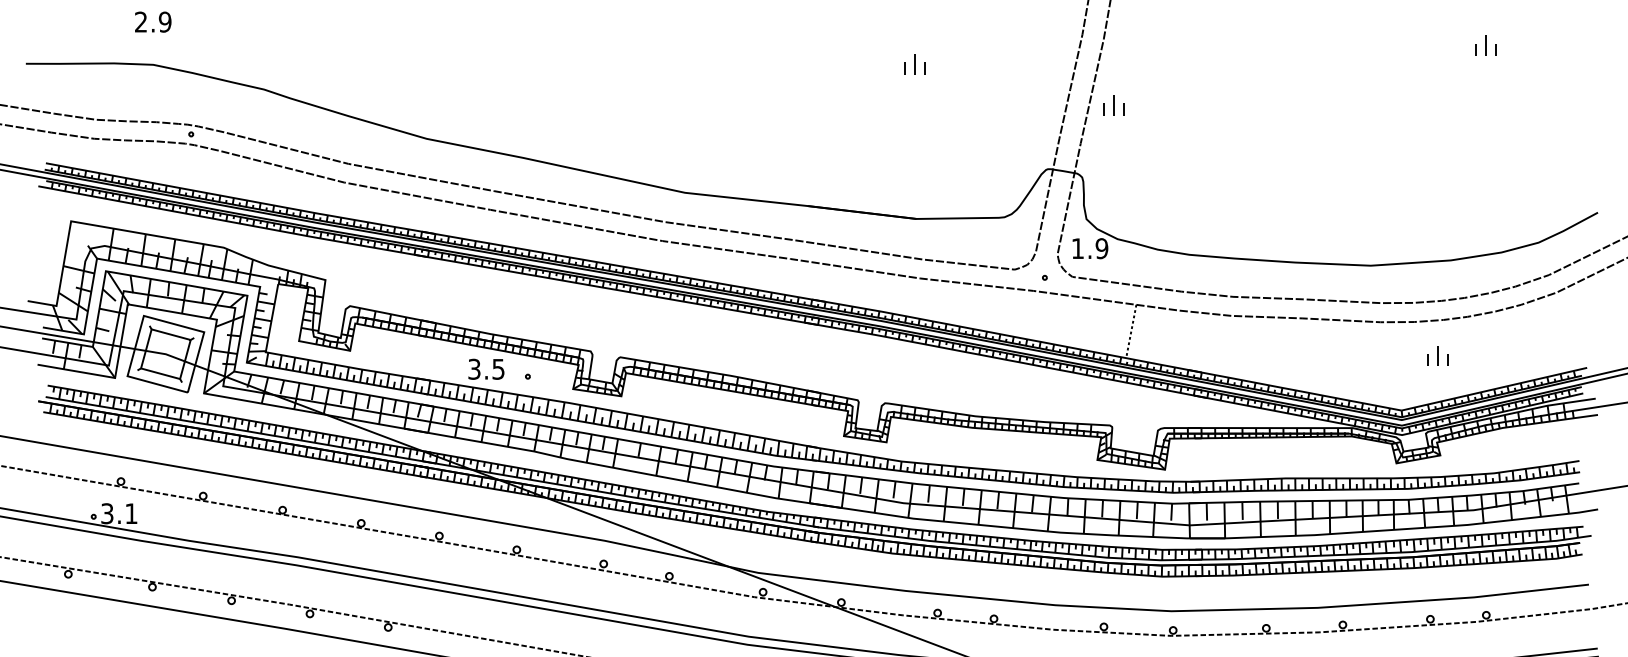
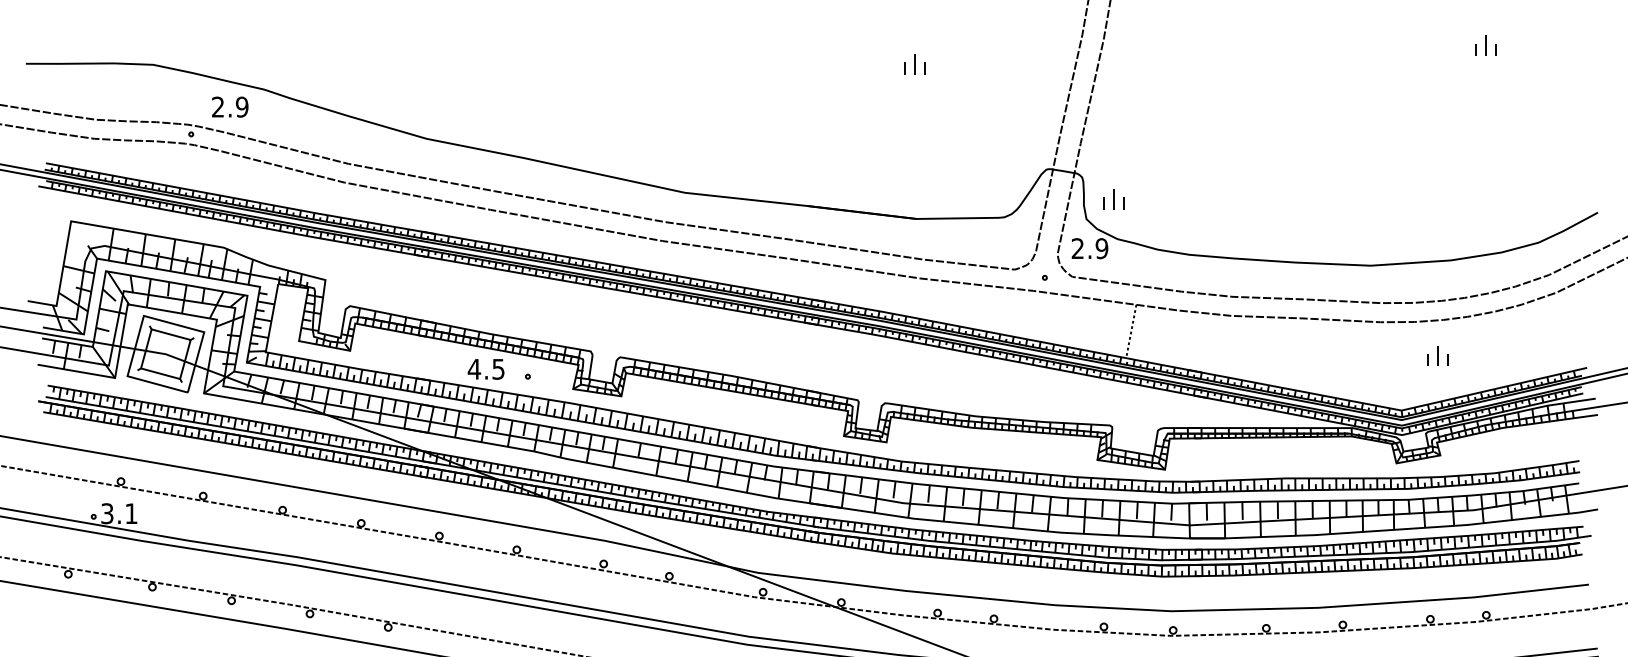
text position: (153, 21) -> (230, 106) (230, 106)
part position: (1113, 105) -> (1113, 199) (1113, 199)
text: 1.9 -> 2.9 (1077, 248)
text: 3.5 -> 4.5 (474, 368)
